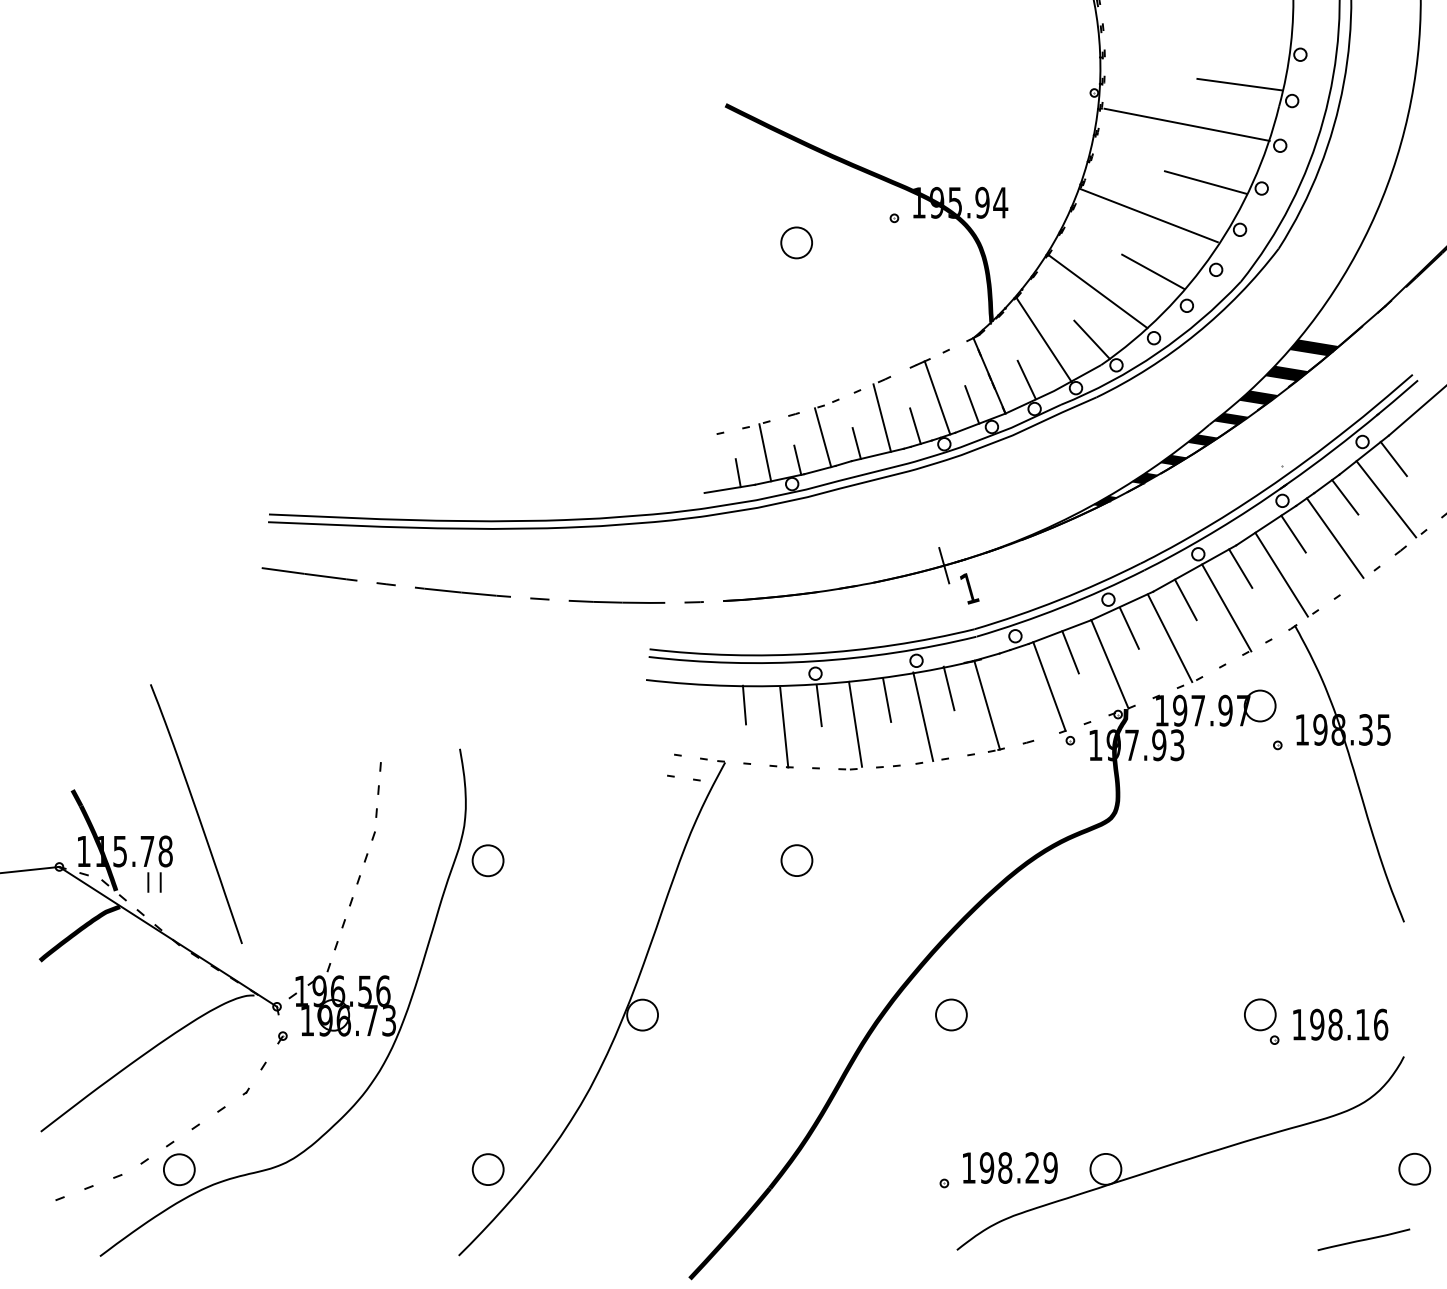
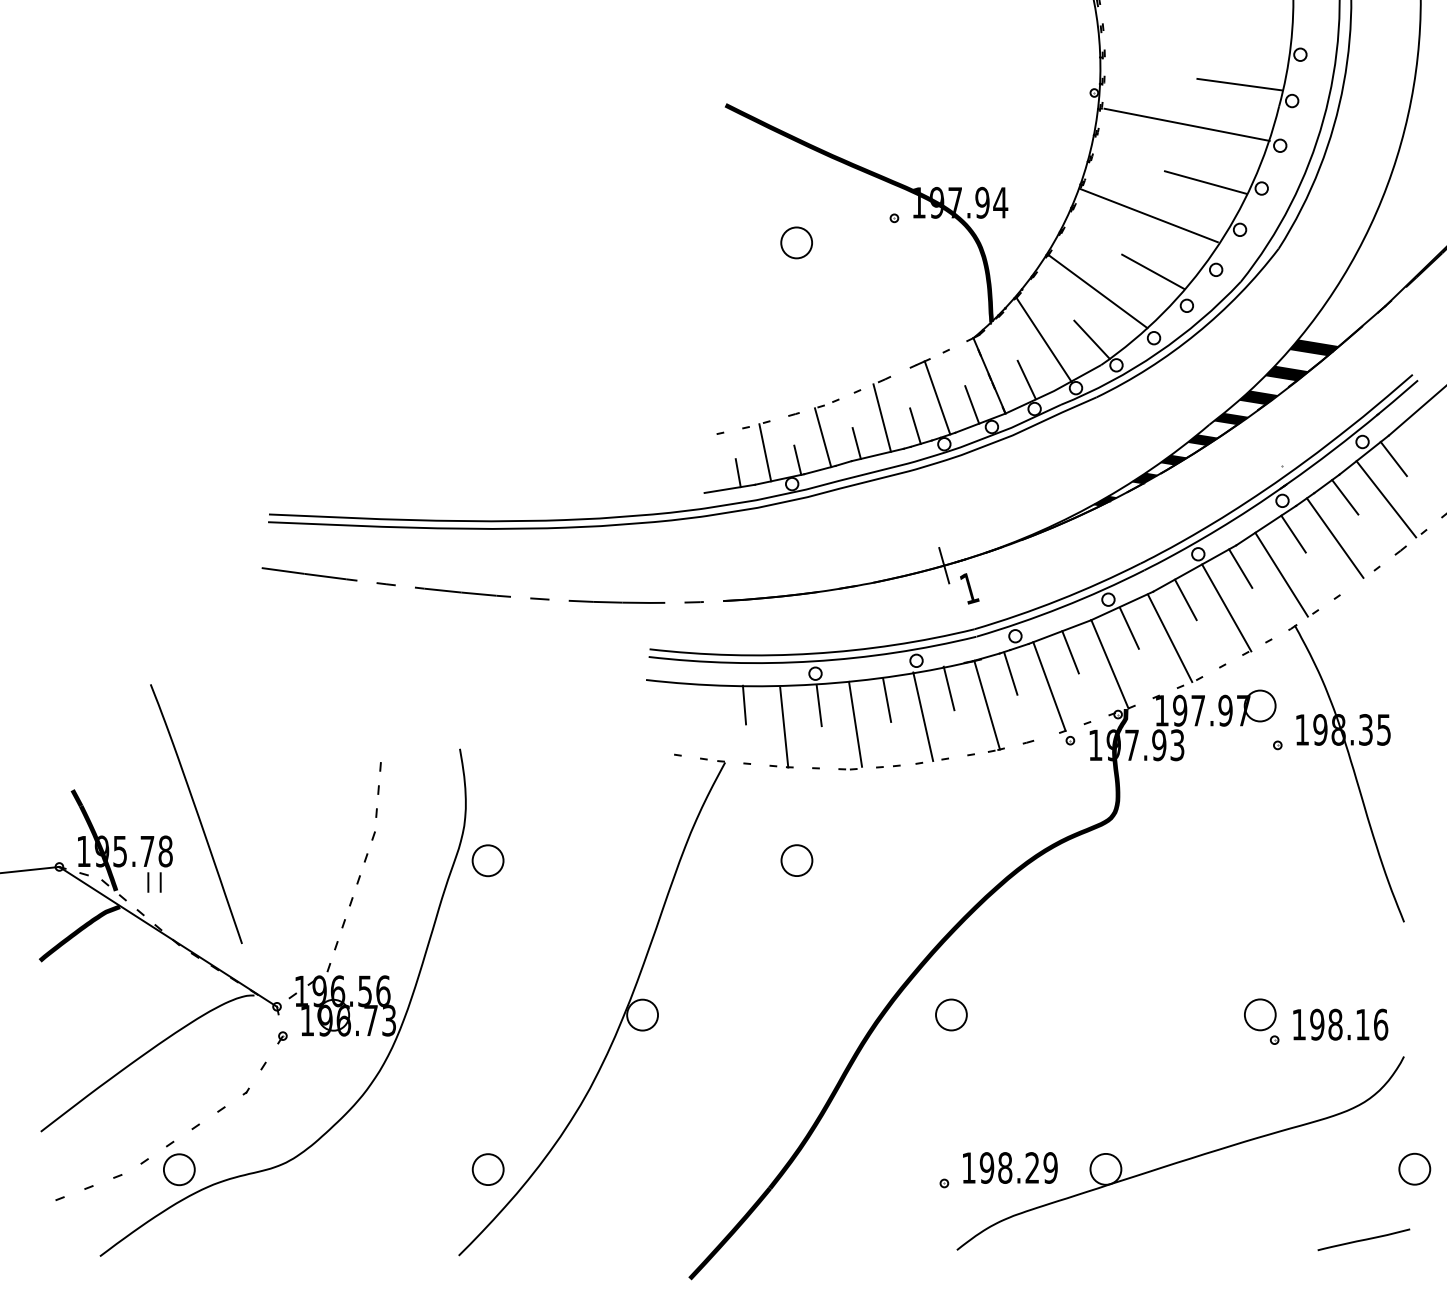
text: 195.94 -> 197.94 (954, 202)
line: none -> present (1010, 673)
line: present -> none (674, 777)
text: 115.78 -> 195.78 (101, 851)
